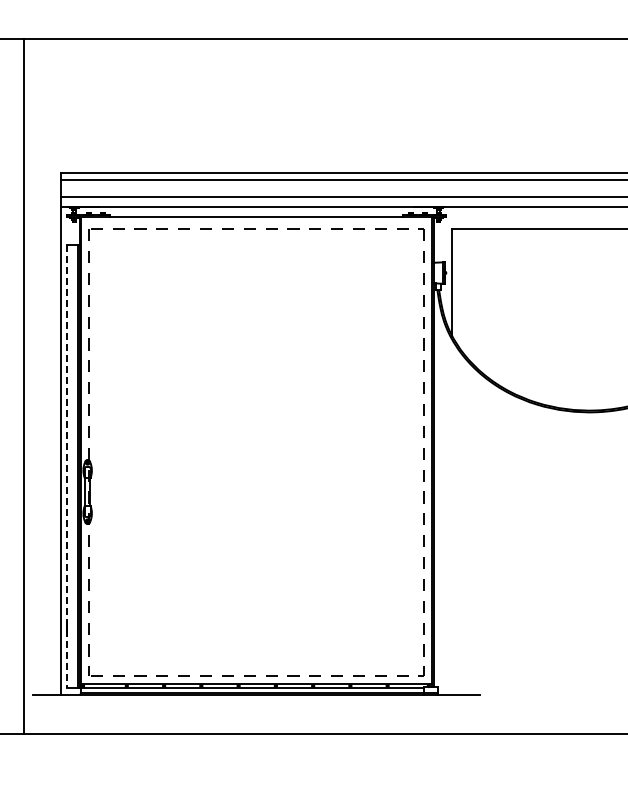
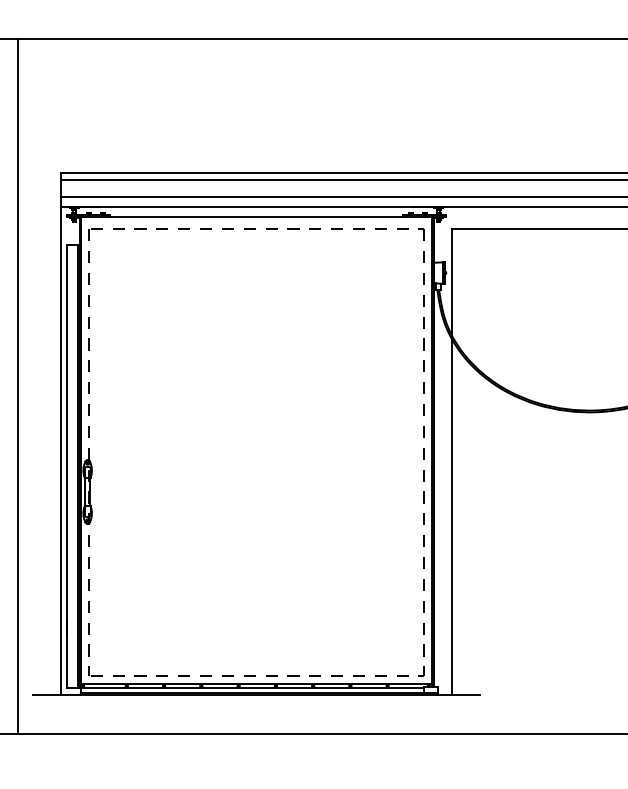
line position: (23, 386) -> (17, 386) (17, 386)
line: dashed -> solid (67, 466)
line: none -> present (452, 516)
